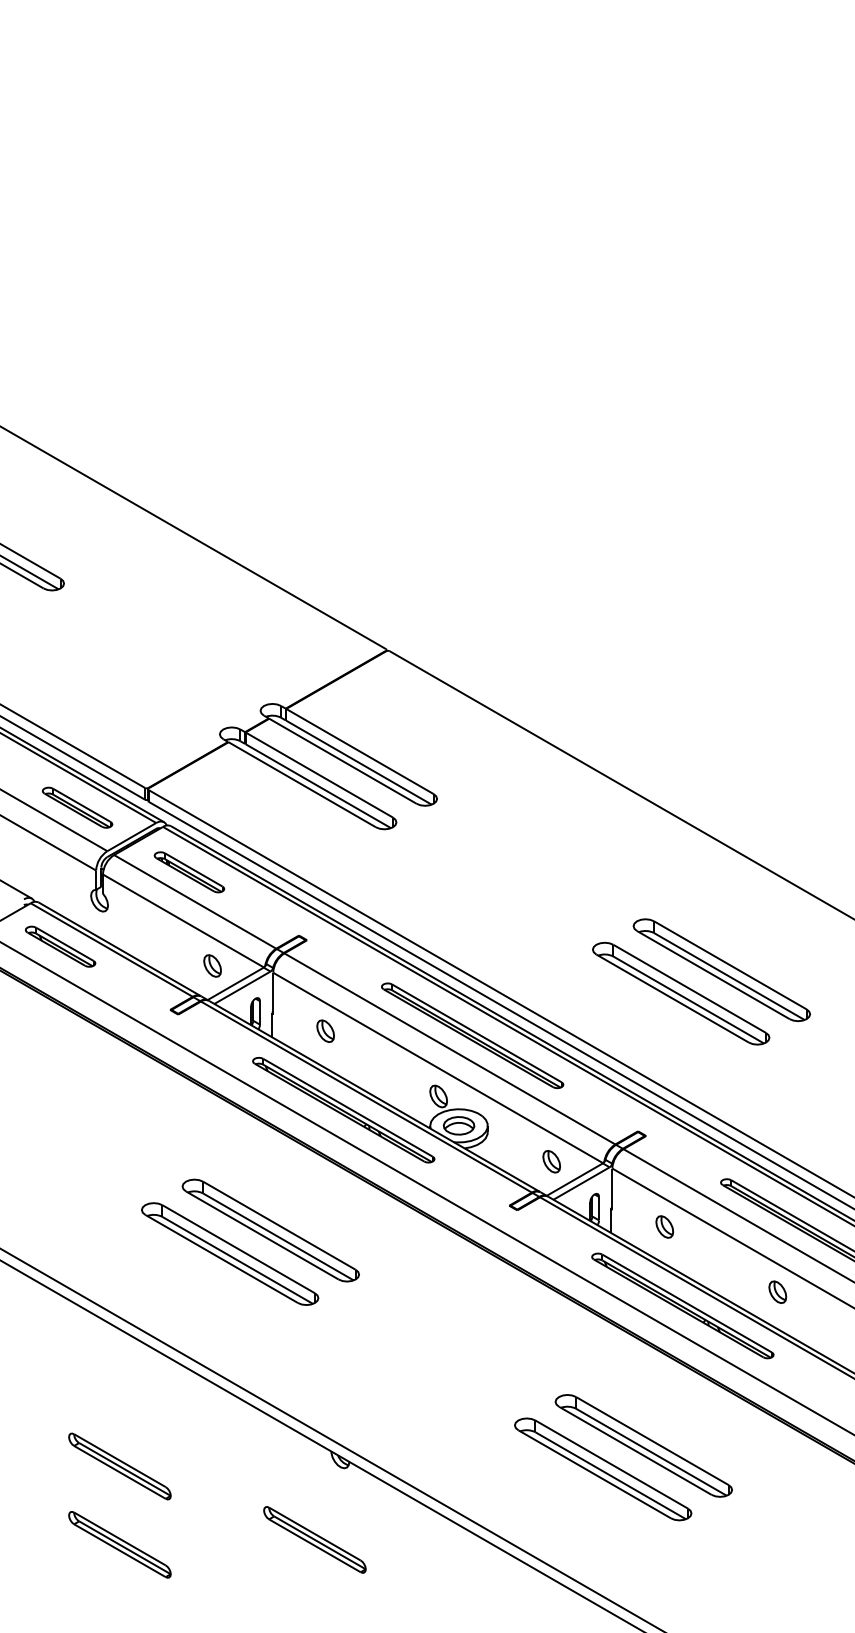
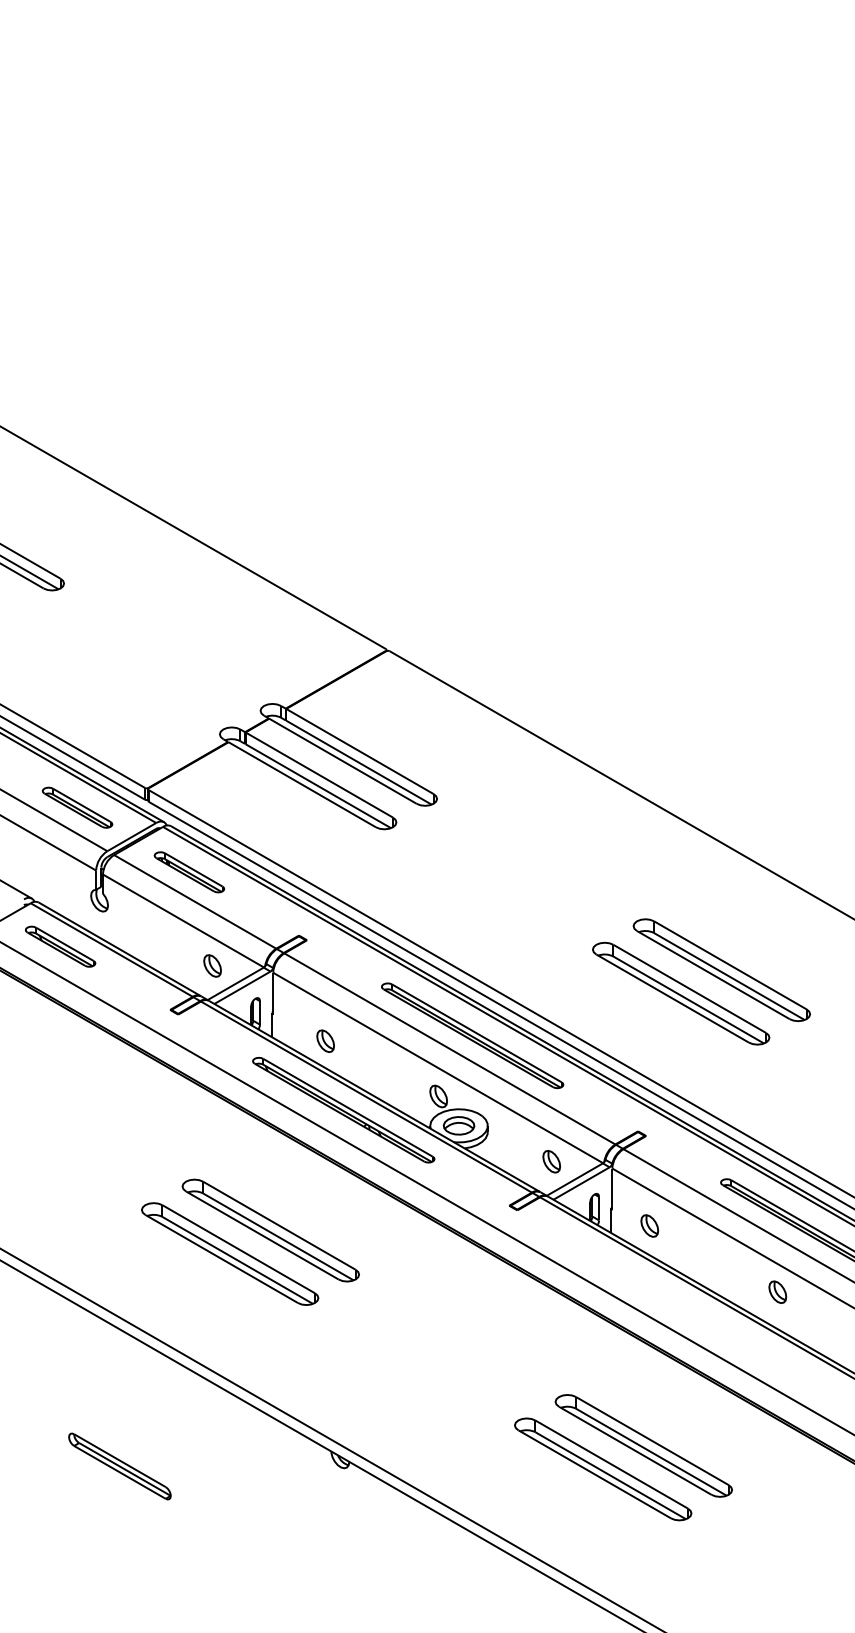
part position: (325, 1030) -> (325, 1040) (325, 1040)
part position: (664, 1226) -> (649, 1225) (649, 1225)
part: present -> none (682, 1305)
part: present -> none (314, 1539)
part: present -> none (119, 1544)
